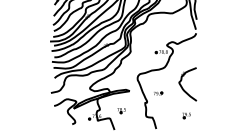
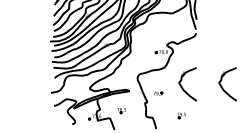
part: none -> present (227, 84)
part position: (186, 115) -> (181, 115) (181, 115)
